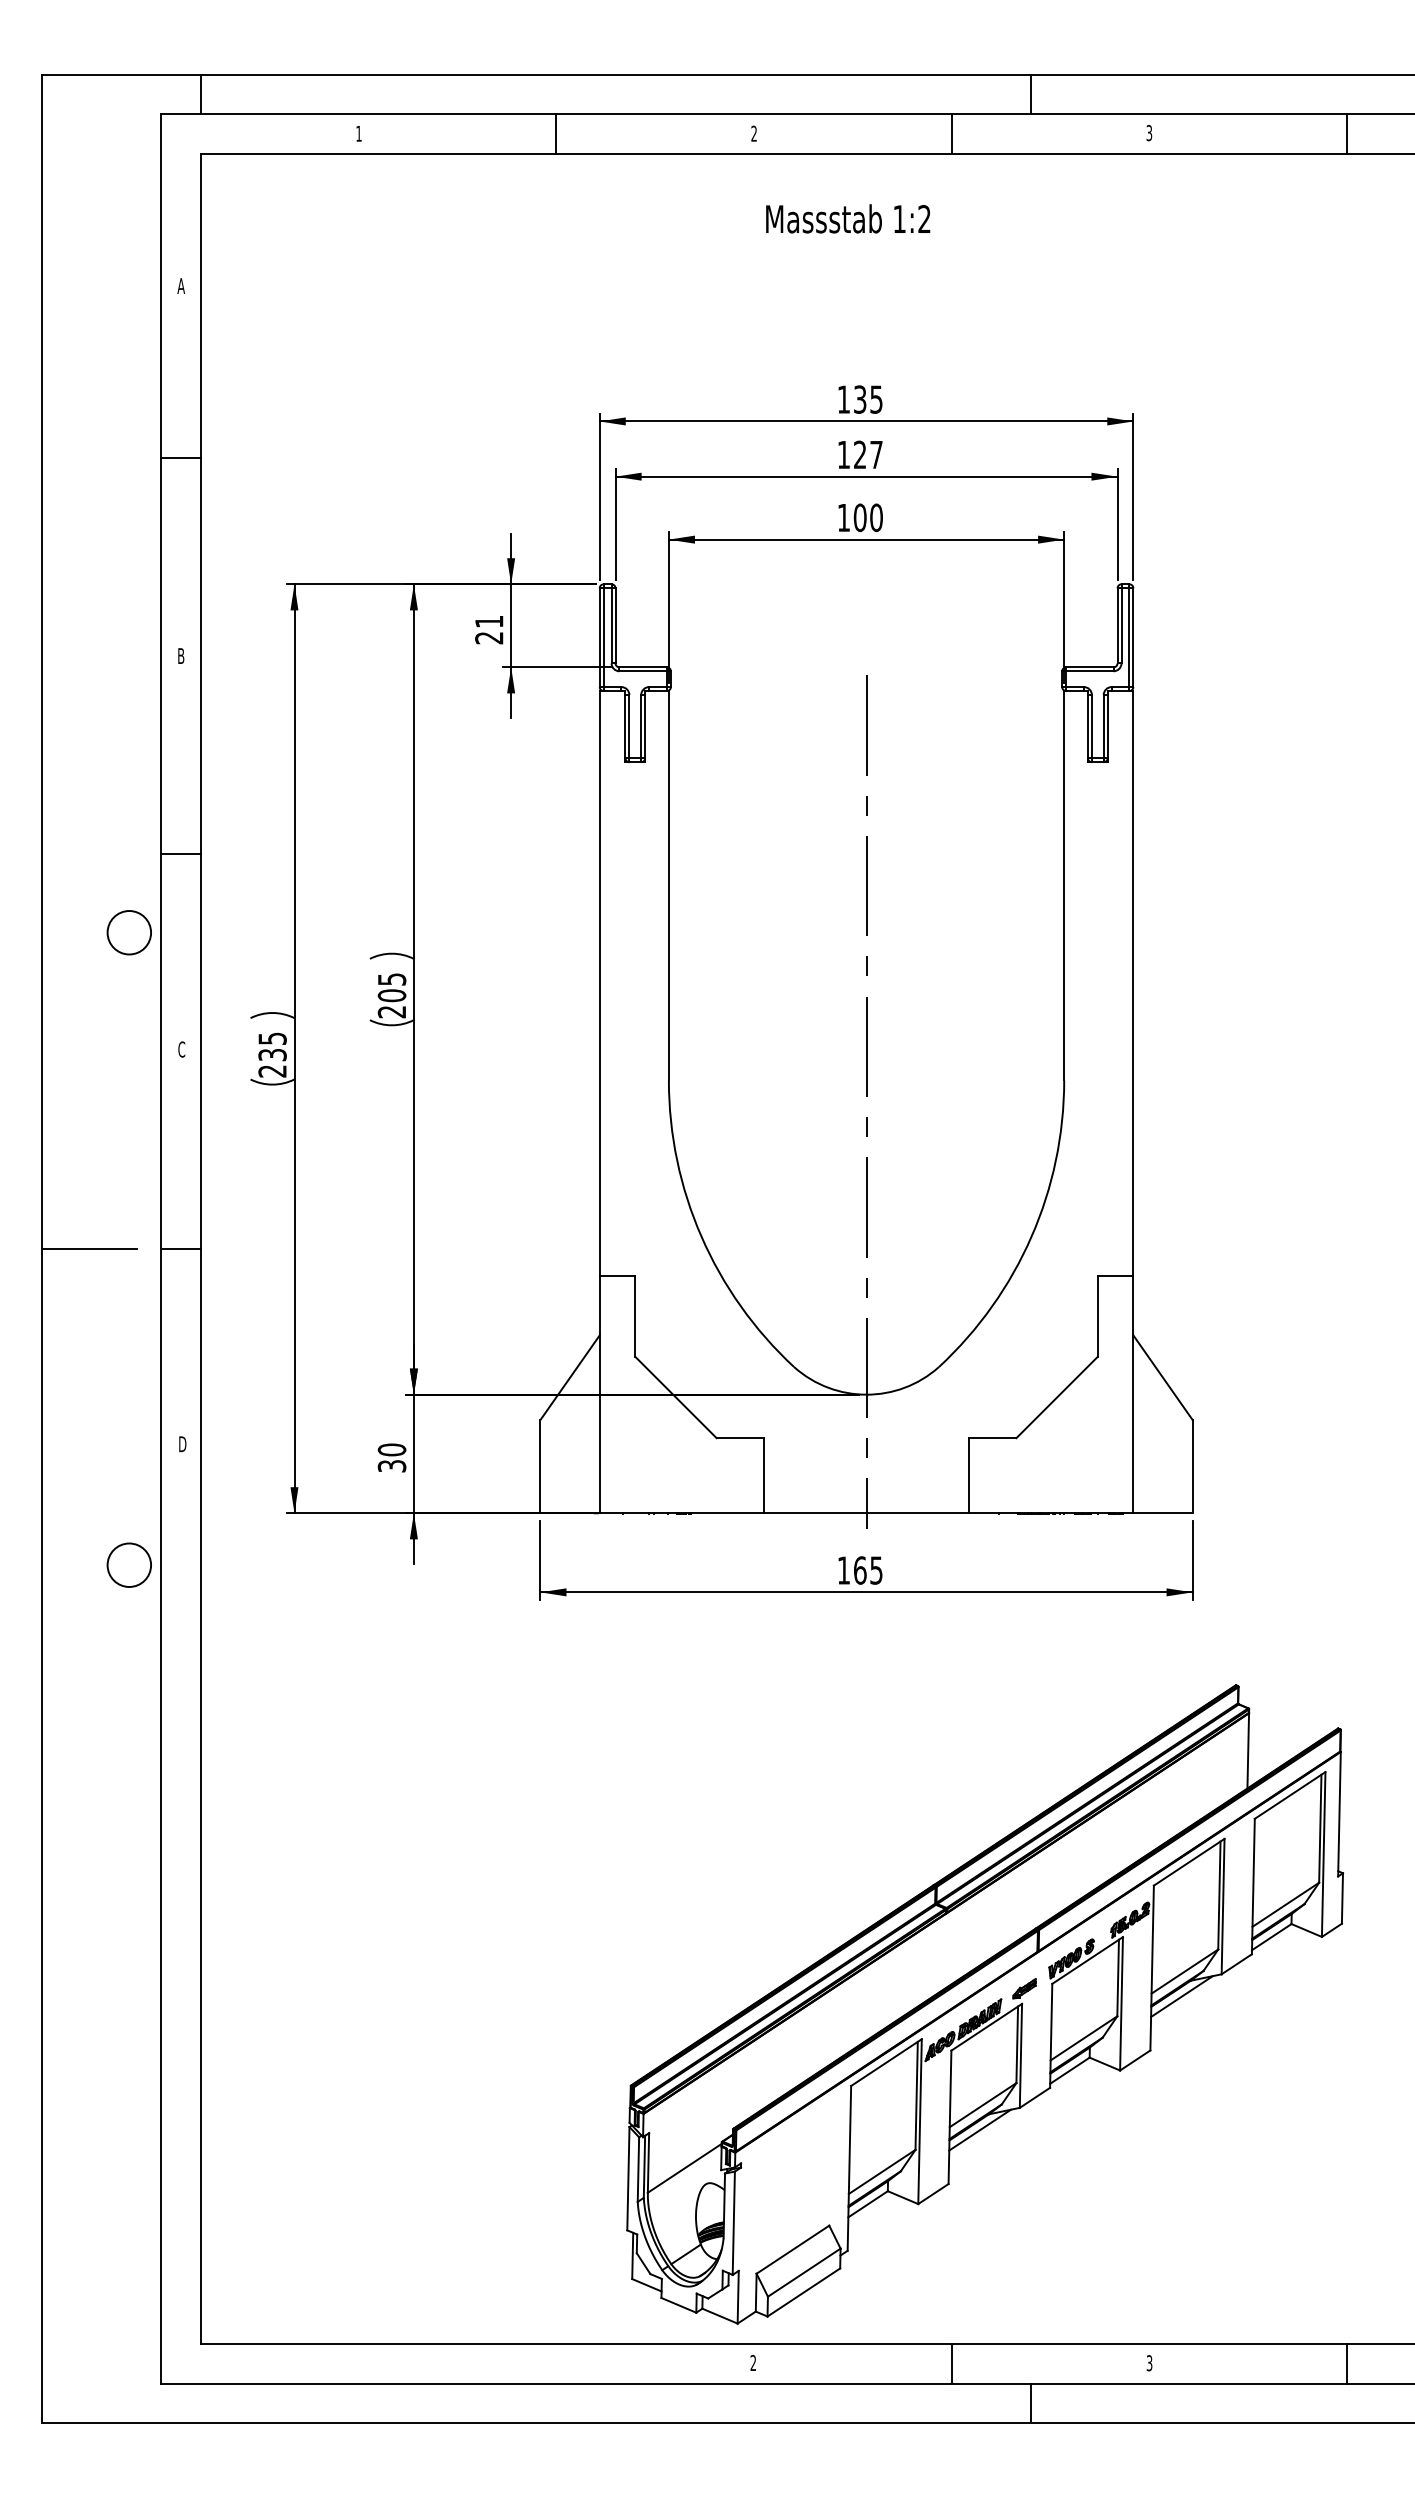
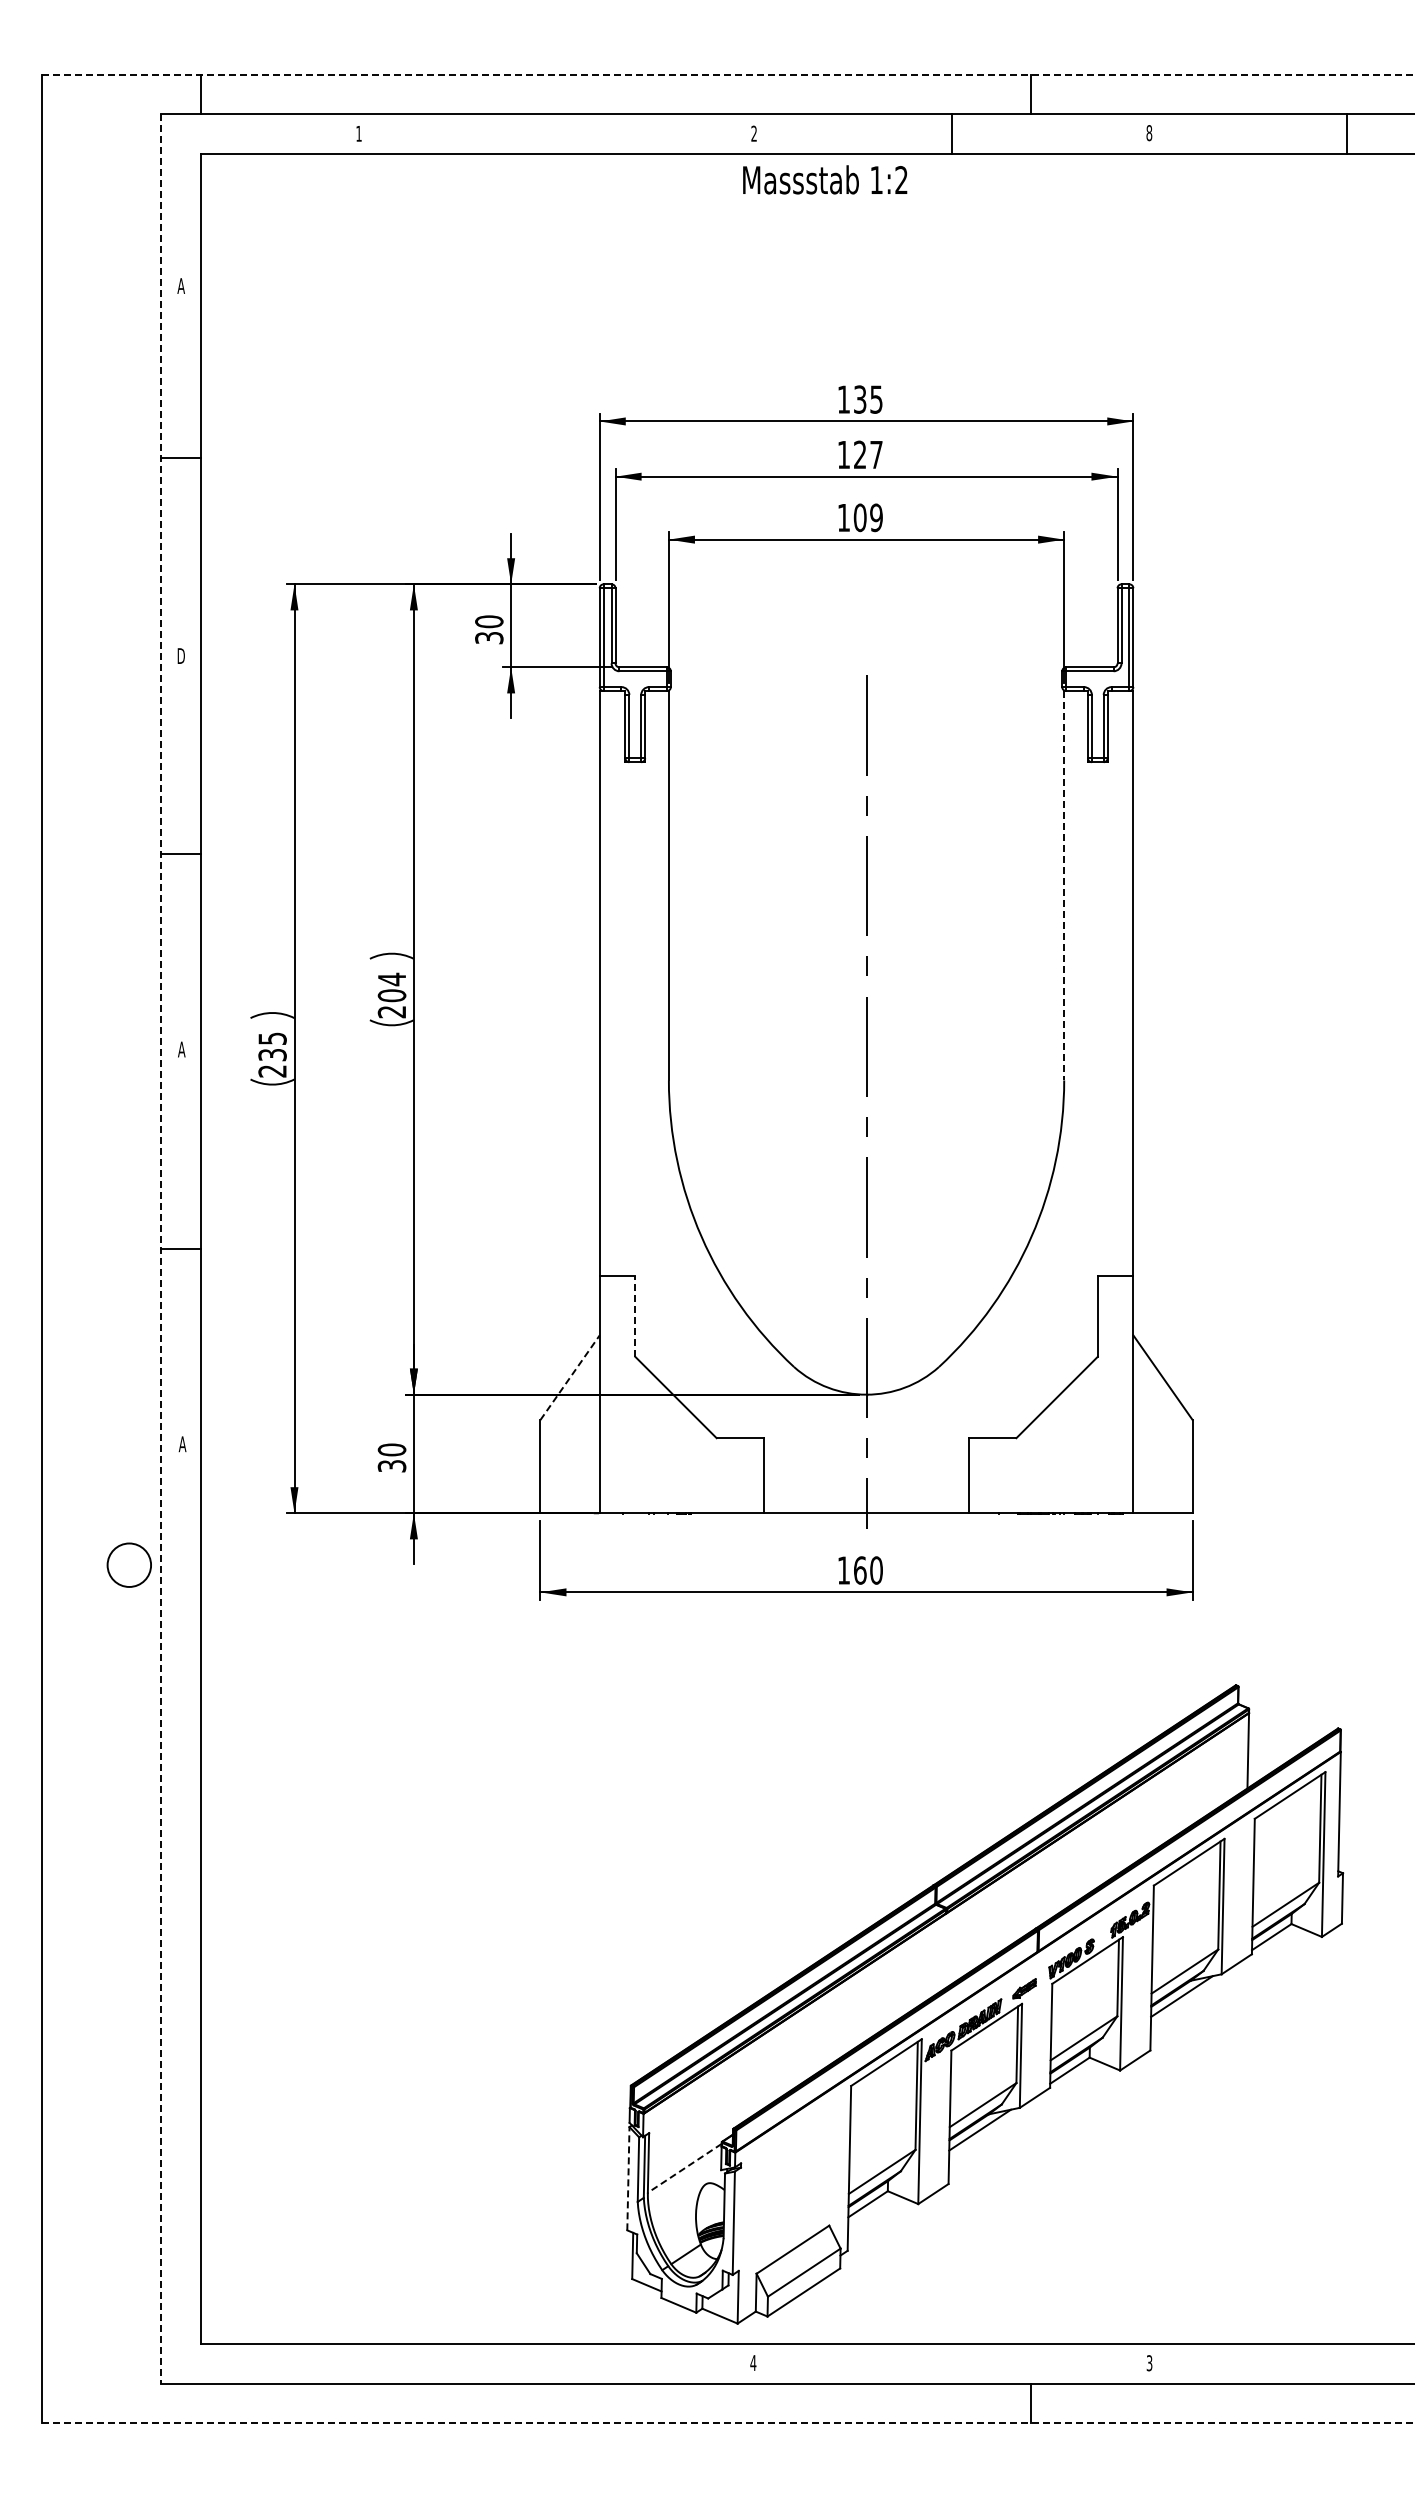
line: solid -> dashed (728, 74)
text: 3 -> 8 (1149, 133)
line: present -> none (556, 134)
text position: (848, 218) -> (825, 179) (825, 179)
text: 100 -> 109 (876, 517)
text: 21 -> 30 (489, 629)
text: B -> D (180, 655)
line: solid -> dashed (1064, 885)
circle: present -> none (128, 932)
text: 205 -> 204 (392, 979)
text: C -> A (181, 1049)
line: present -> none (89, 1249)
line: solid -> dashed (160, 1249)
line: solid -> dashed (635, 1315)
line: solid -> dashed (570, 1377)
text: D -> A (182, 1444)
text: 165 -> 160 (876, 1570)
line: solid -> dashed (684, 2168)
line: solid -> dashed (628, 2178)
text: 2 -> 4 (753, 2362)
line: present -> none (951, 2363)
line: present -> none (1346, 2363)
line: solid -> dashed (728, 2423)
